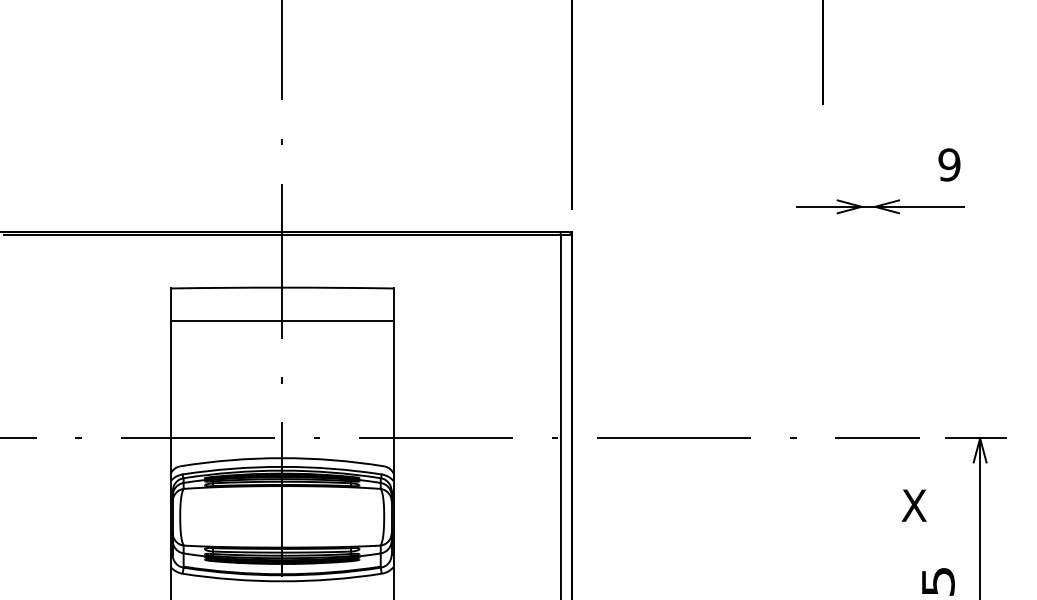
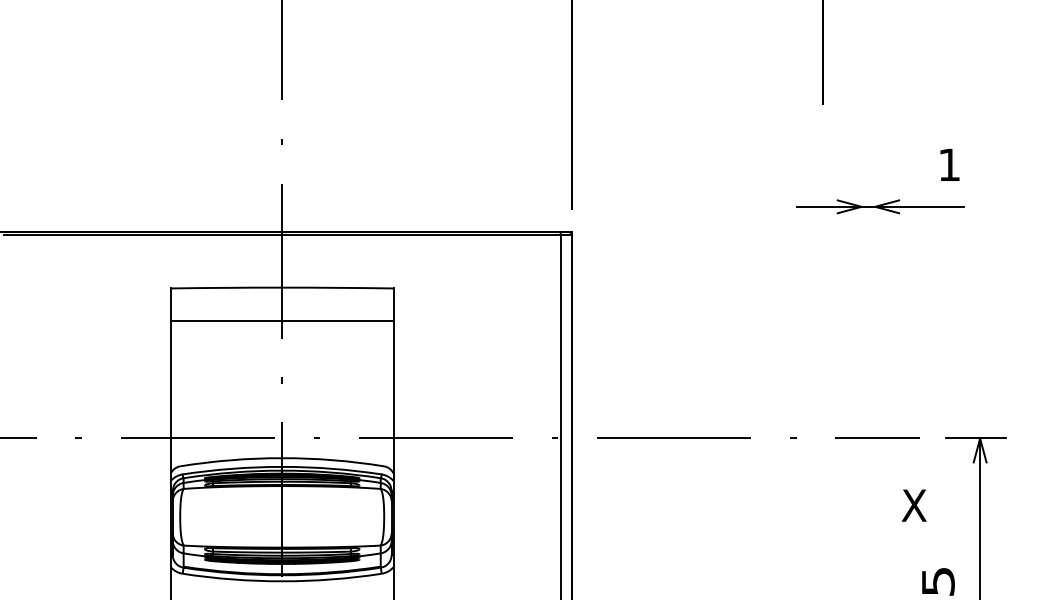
text: 9 -> 1 (949, 164)
